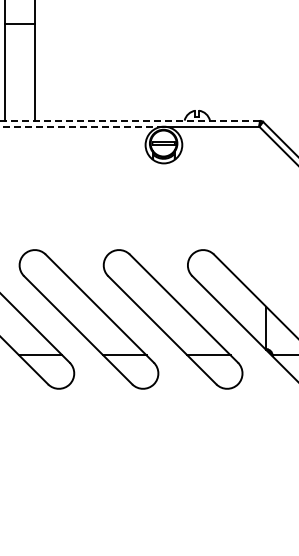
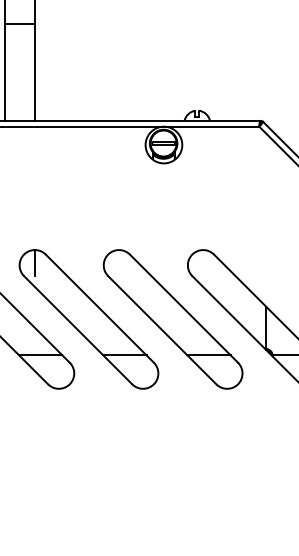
line: dashed -> solid (130, 120)
line: dashed -> solid (81, 126)
line: none -> present (35, 263)
